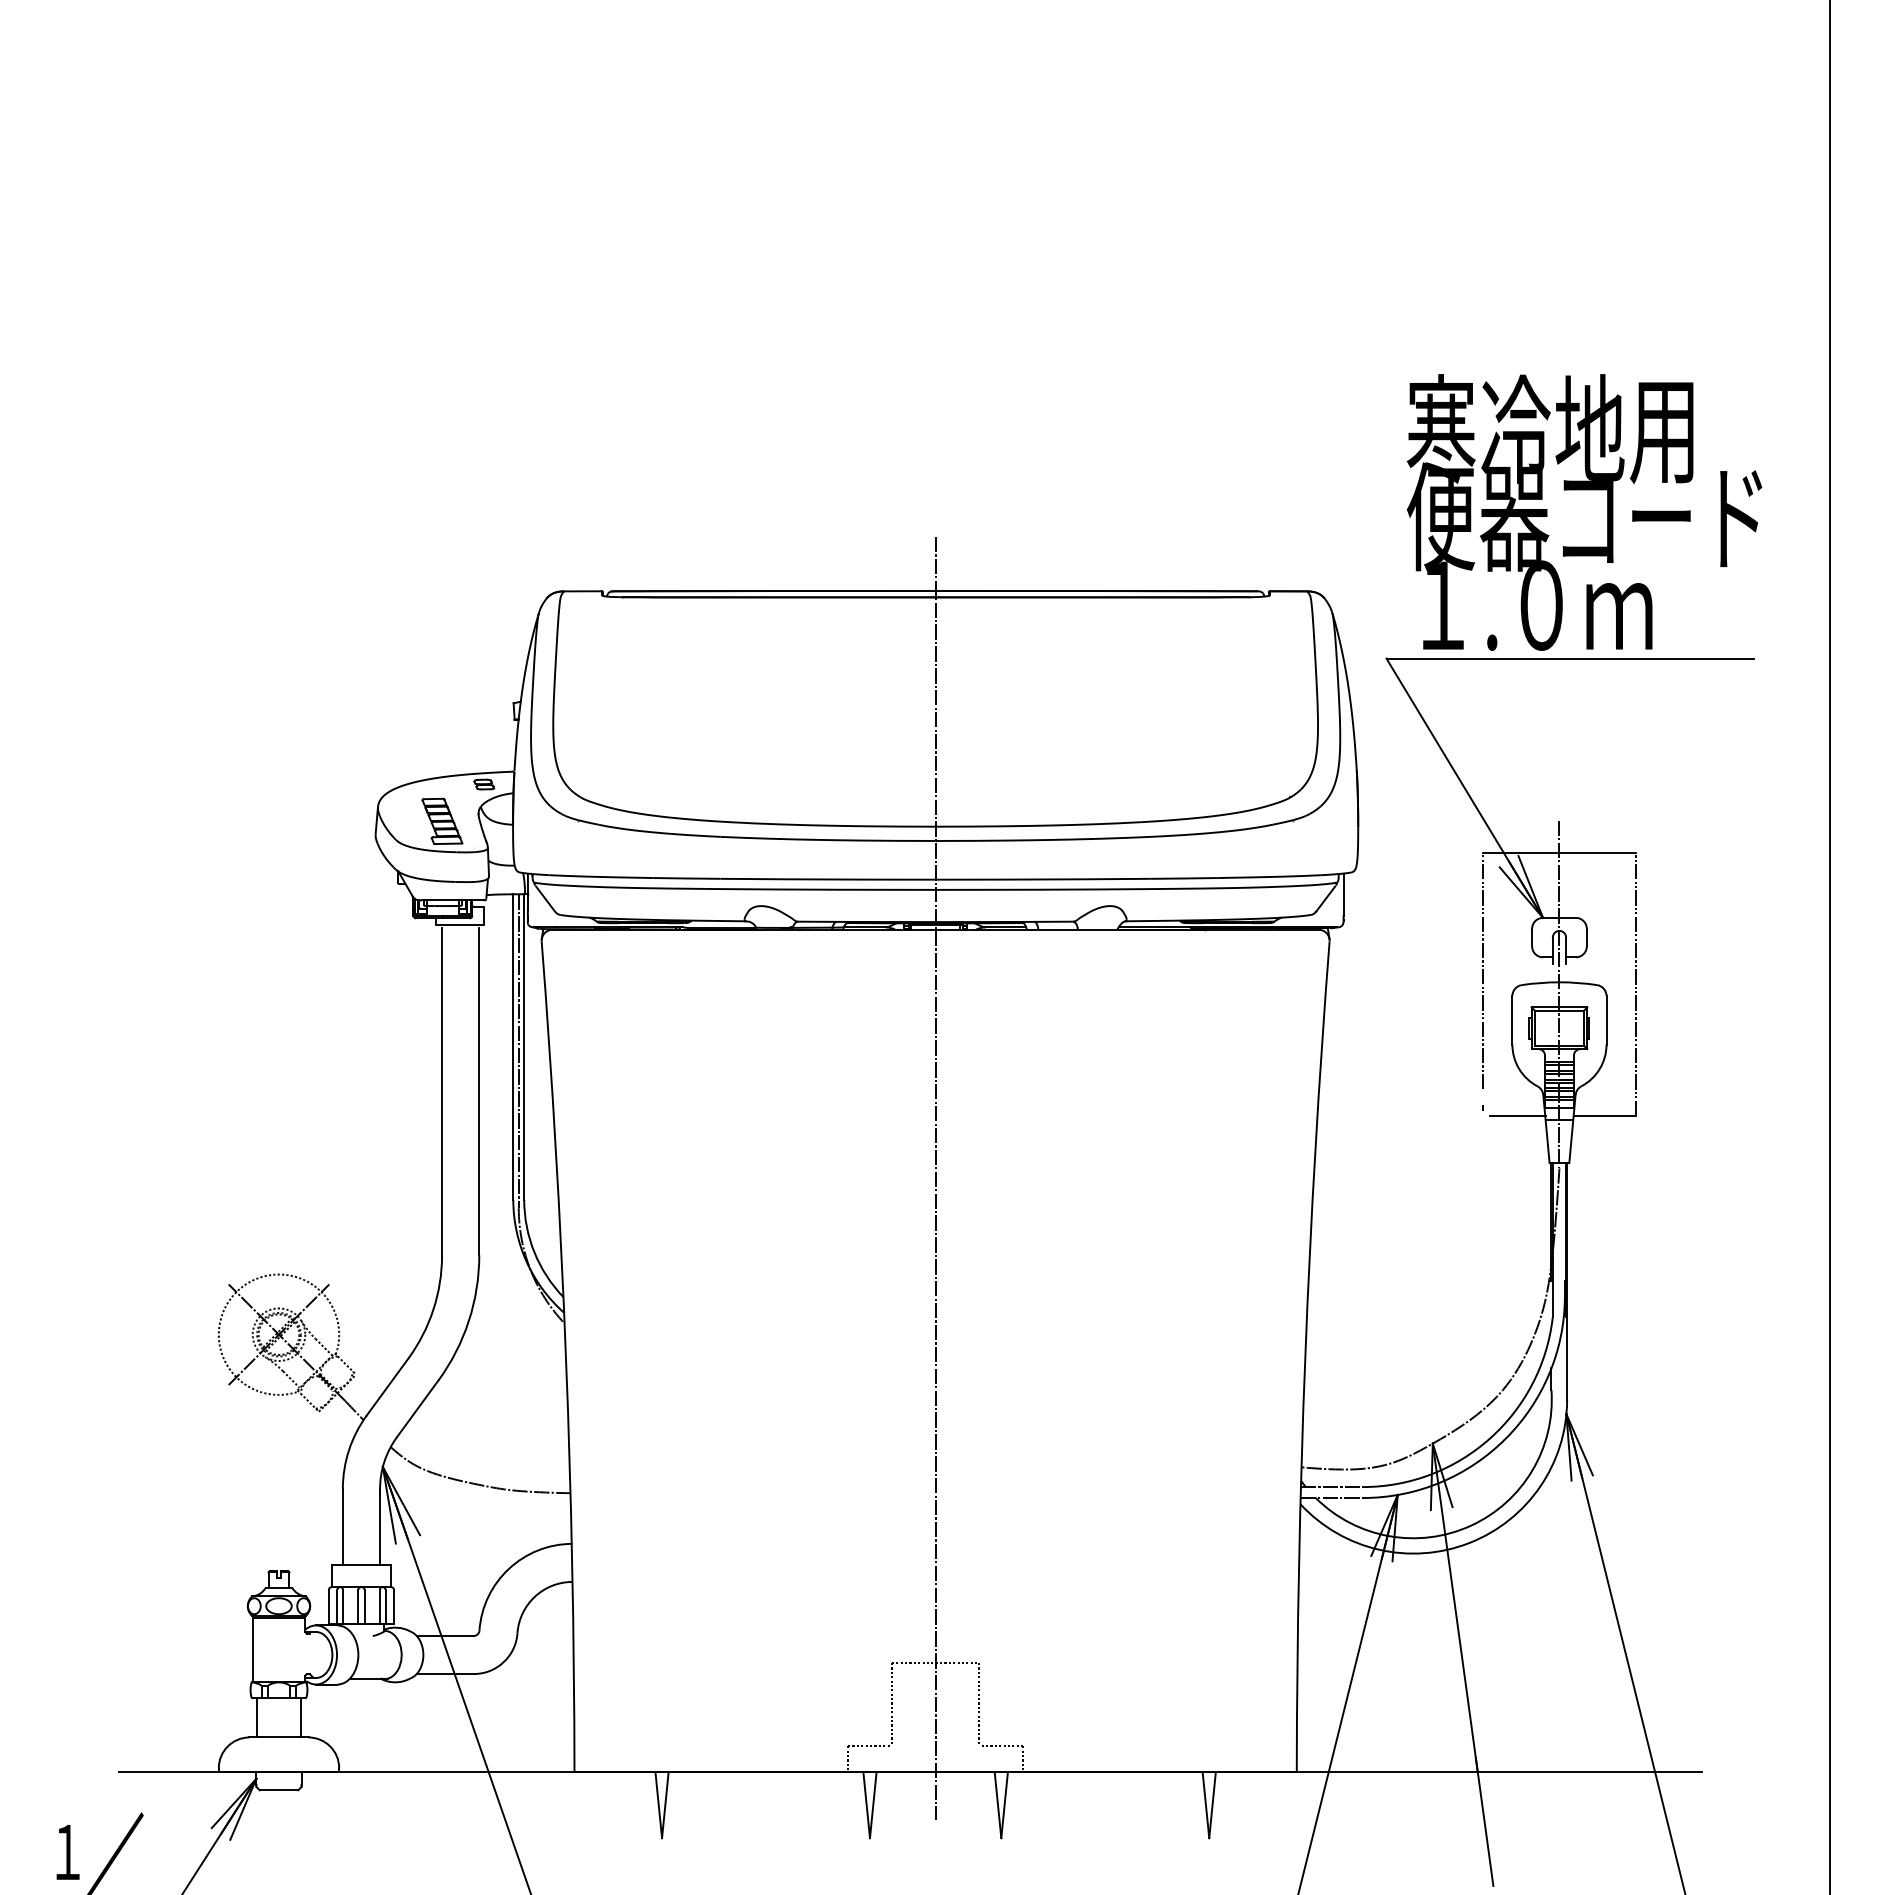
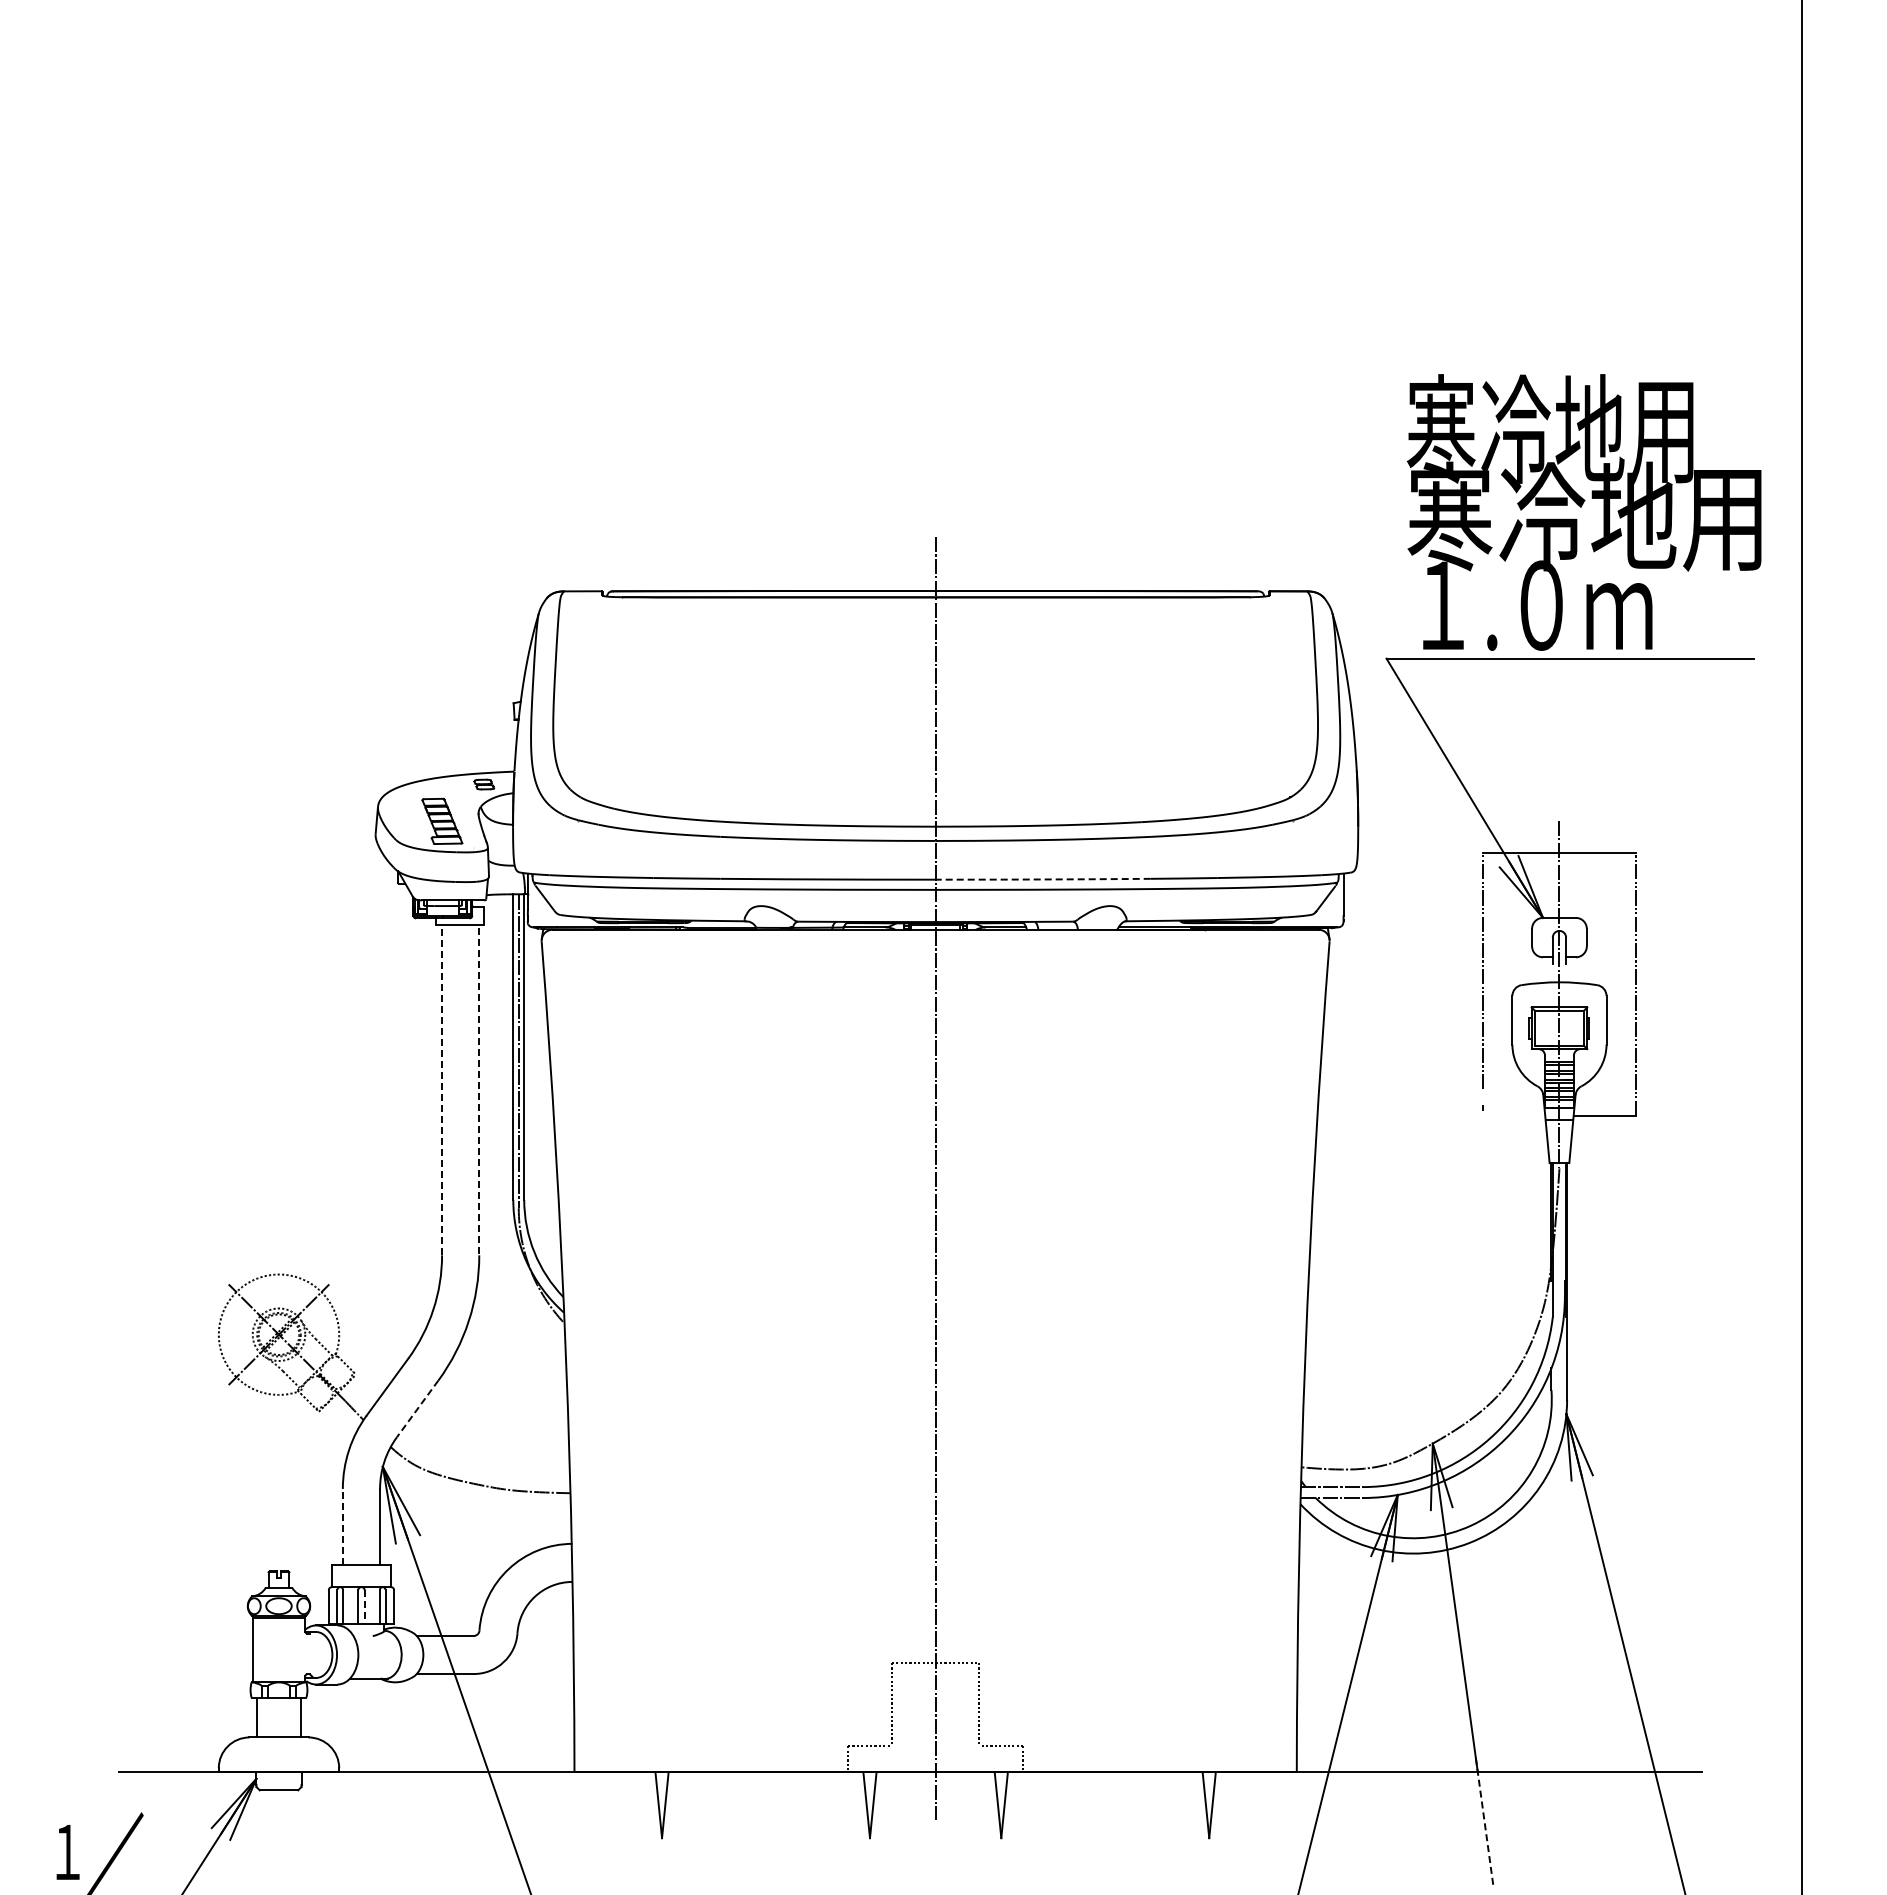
text: 便器コード -> 寒冷地用 (1584, 516)
line: solid -> dashed (1042, 879)
line position: (1830, 946) -> (1802, 946) (1802, 946)
line: solid -> dashed (442, 1091)
line: solid -> dashed (479, 1091)
line: present -> none (1517, 1115)
line: solid -> dashed (417, 1409)
line: solid -> dashed (342, 1526)
line: solid -> dashed (364, 1607)
line: solid -> dashed (1484, 1821)
